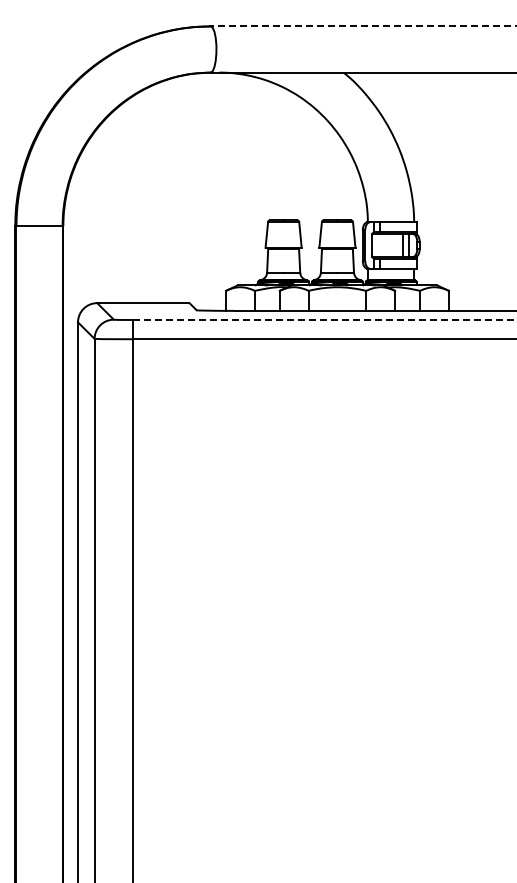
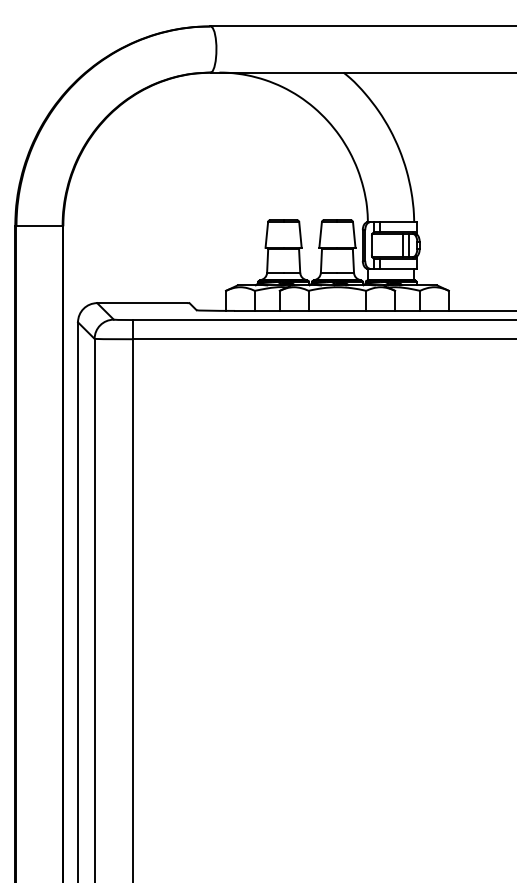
line: dashed -> solid (363, 26)
line: dashed -> solid (325, 320)
